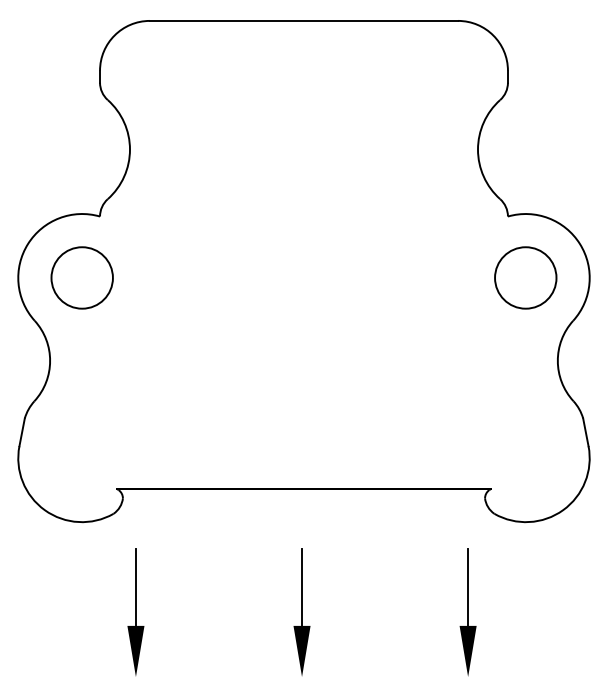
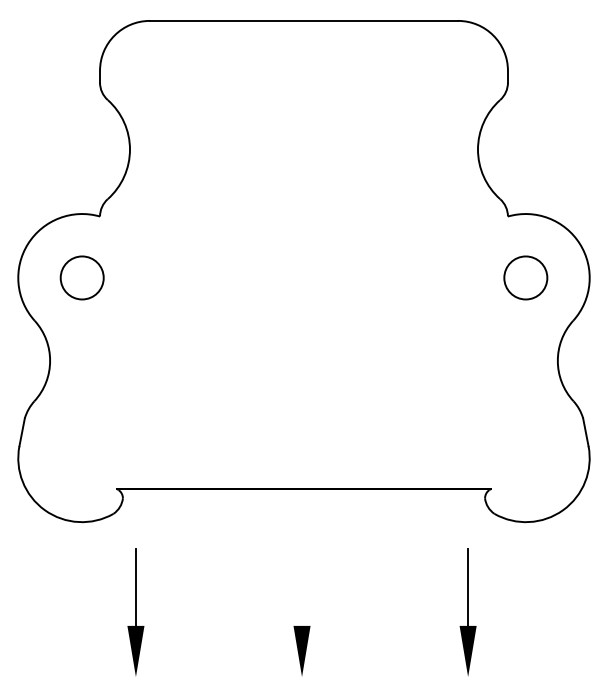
circle diameter: 61 px -> 43 px (81, 277)
circle size: 64x64 px -> 46x46 px (525, 277)
line: present -> none (302, 587)
